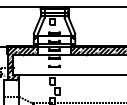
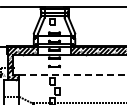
line: solid -> dashed (73, 75)
